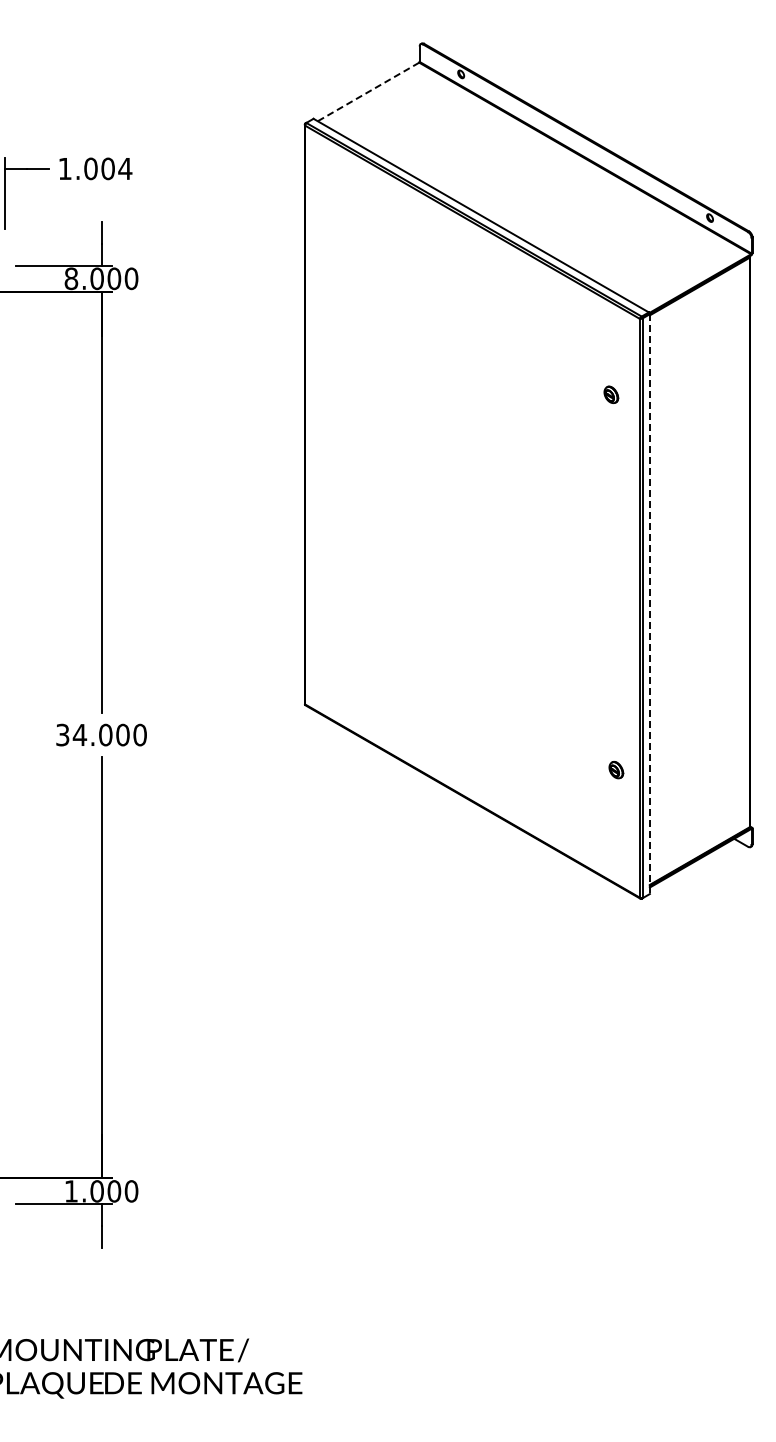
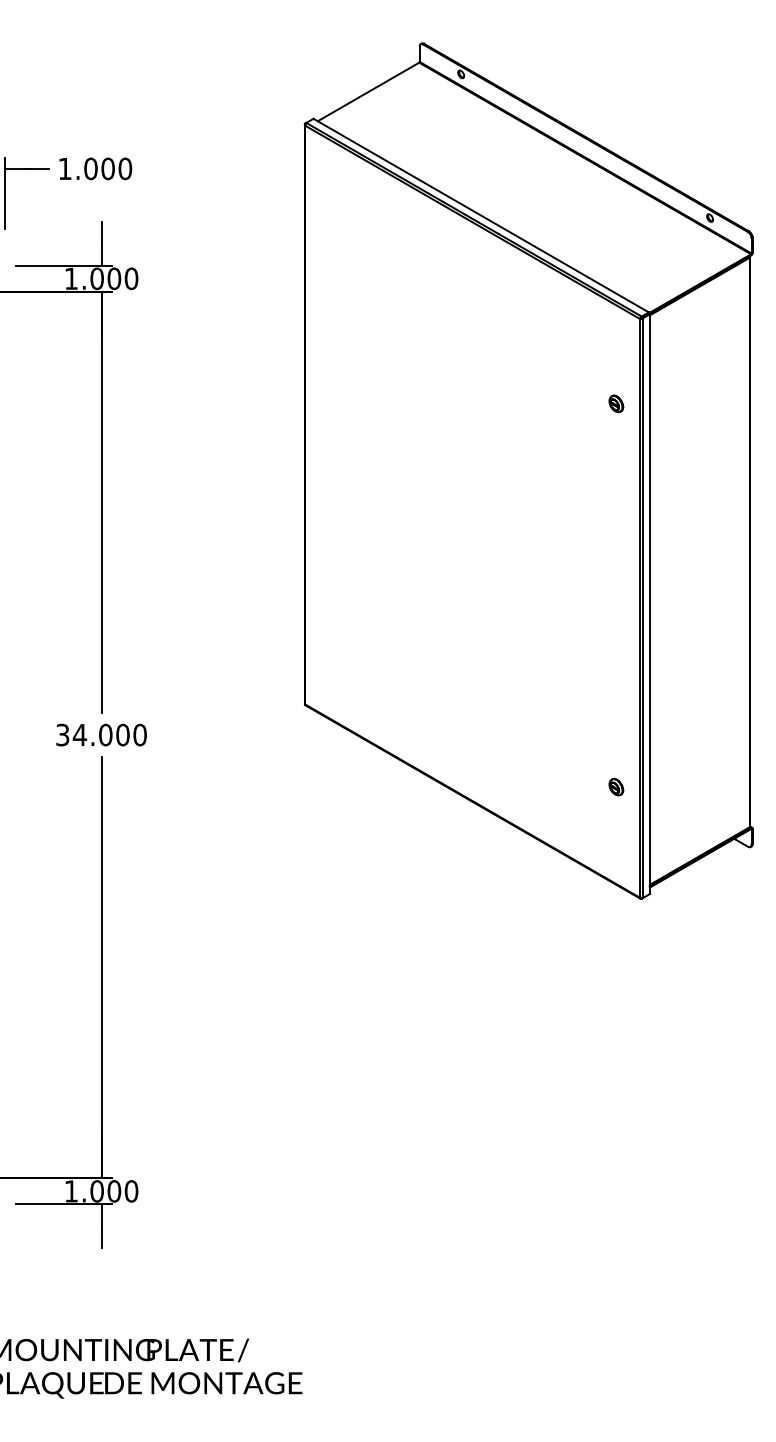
line: dashed -> solid (368, 91)
text: 1.004 -> 1.000 (125, 168)
text: 8.000 -> 1.000 (71, 278)
part position: (611, 394) -> (616, 403) (616, 403)
line: dashed -> solid (649, 604)
part position: (616, 770) -> (616, 787) (616, 787)
